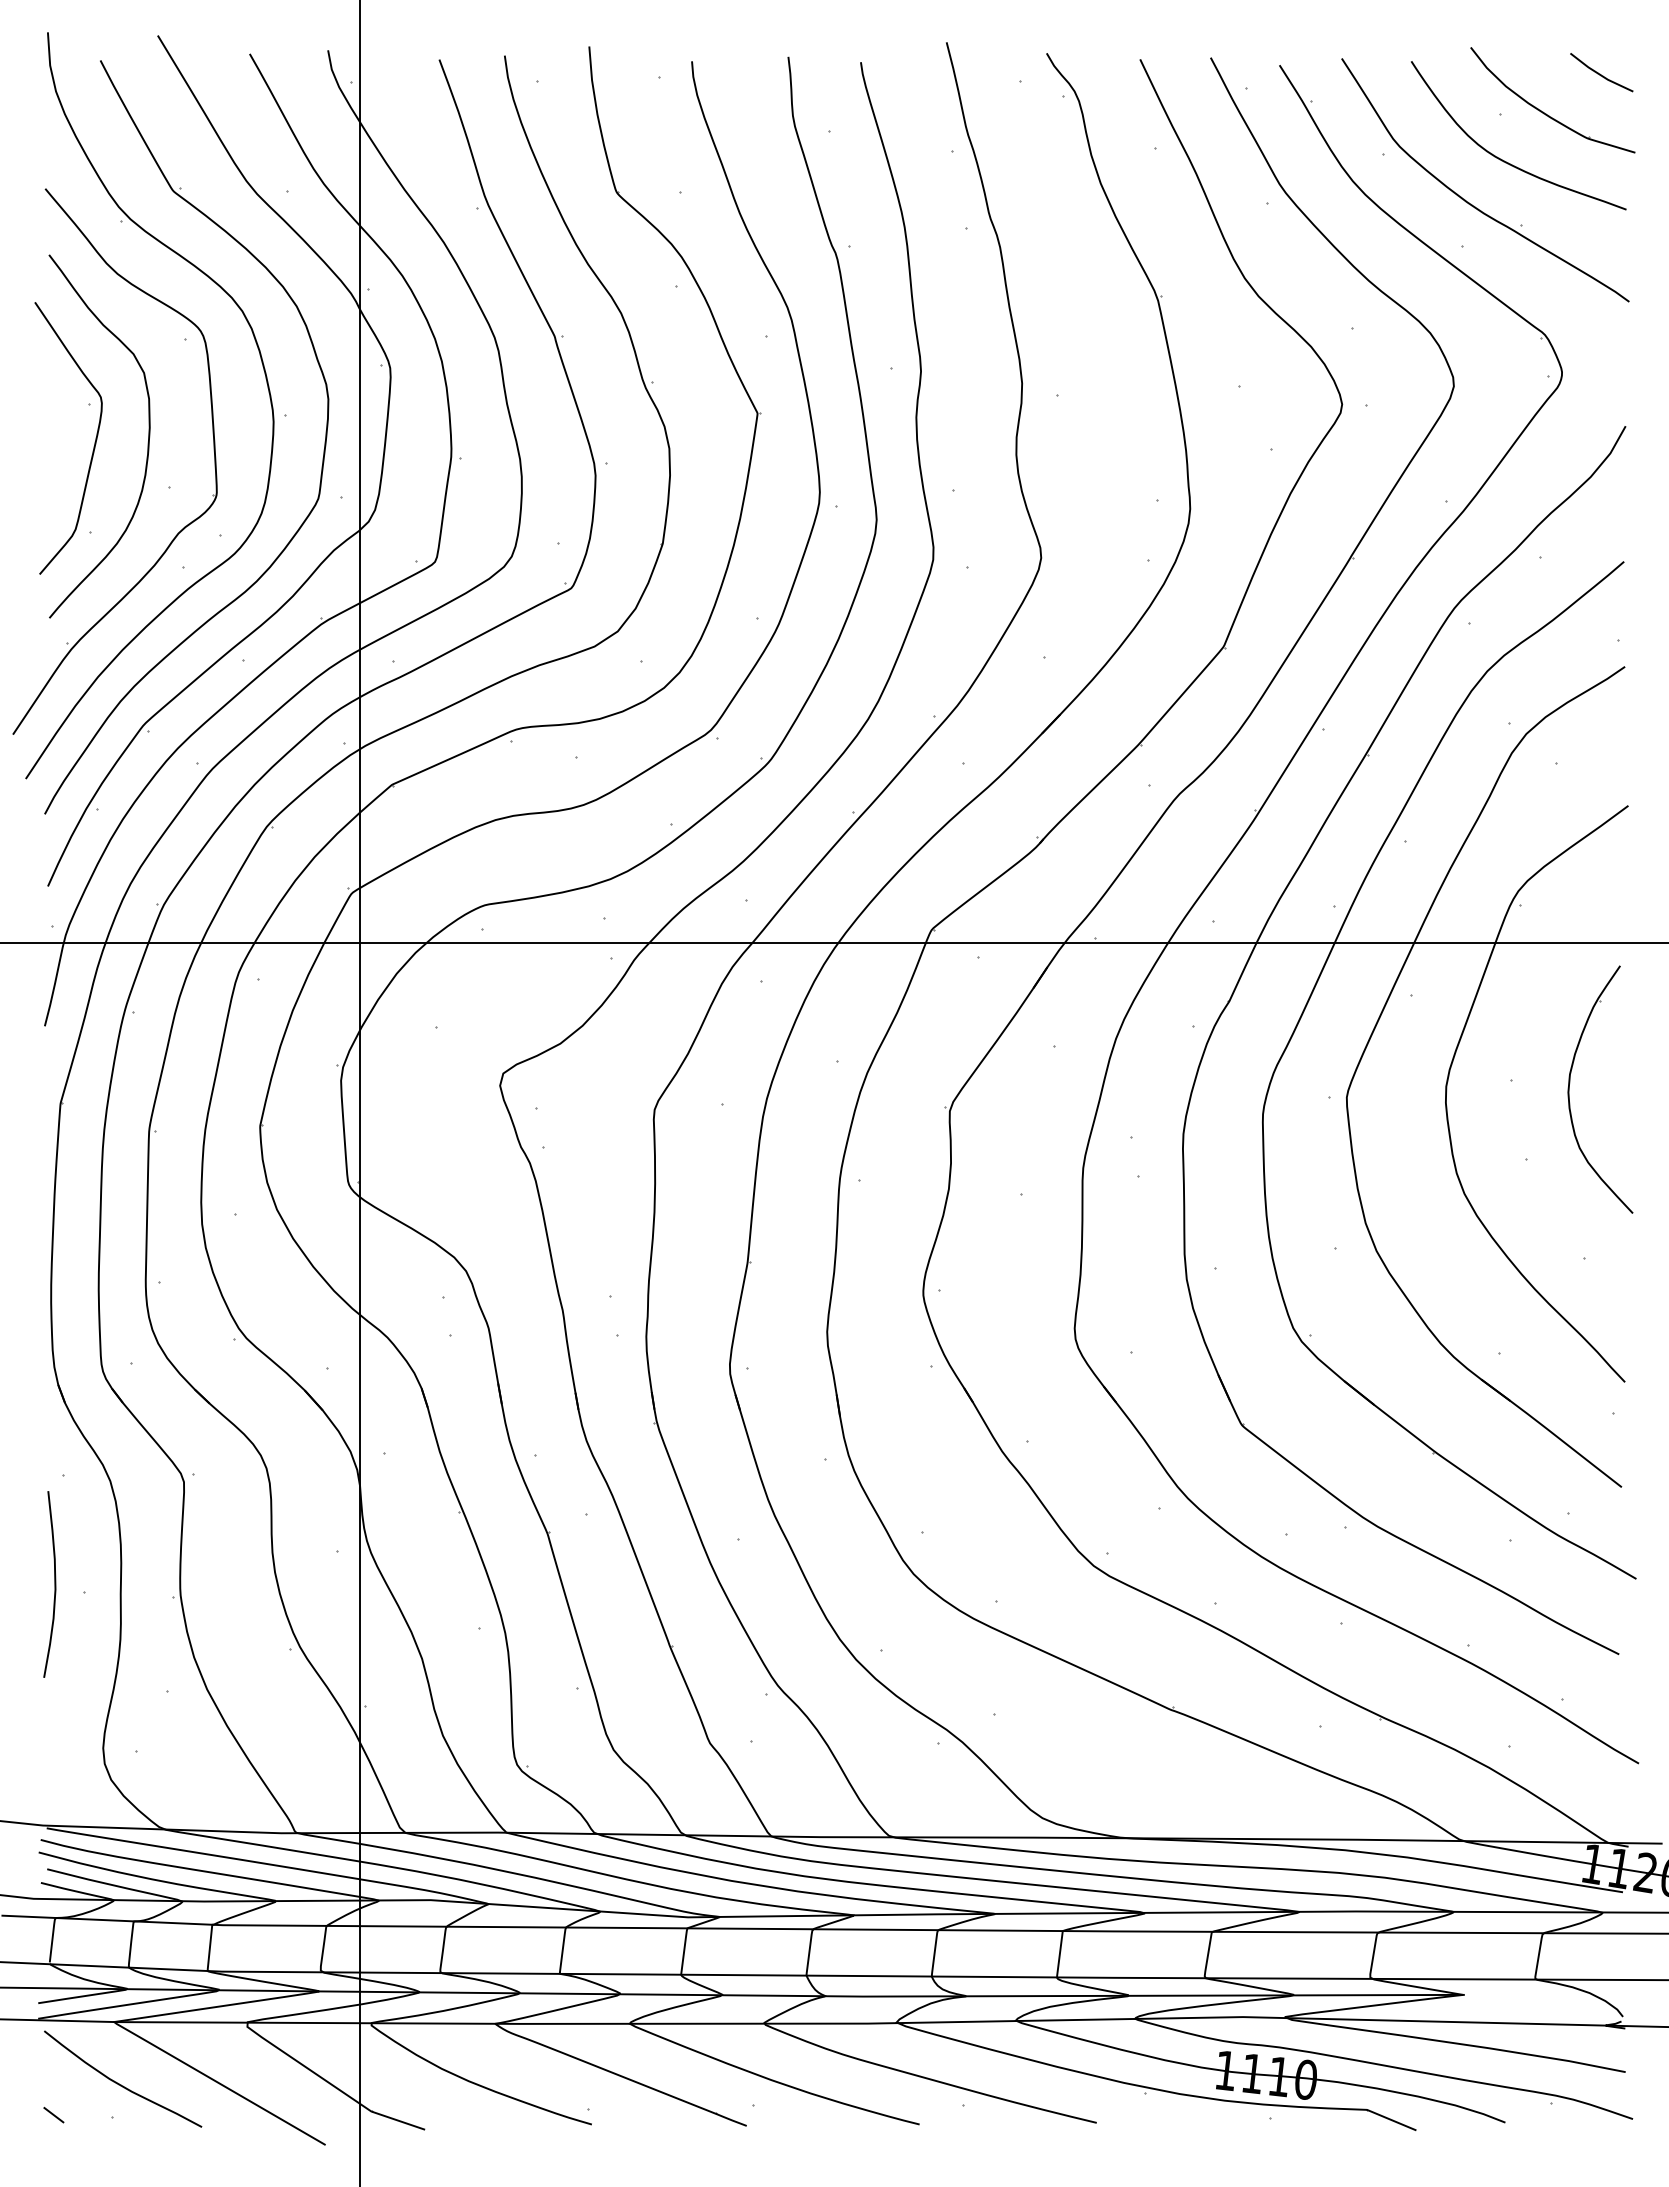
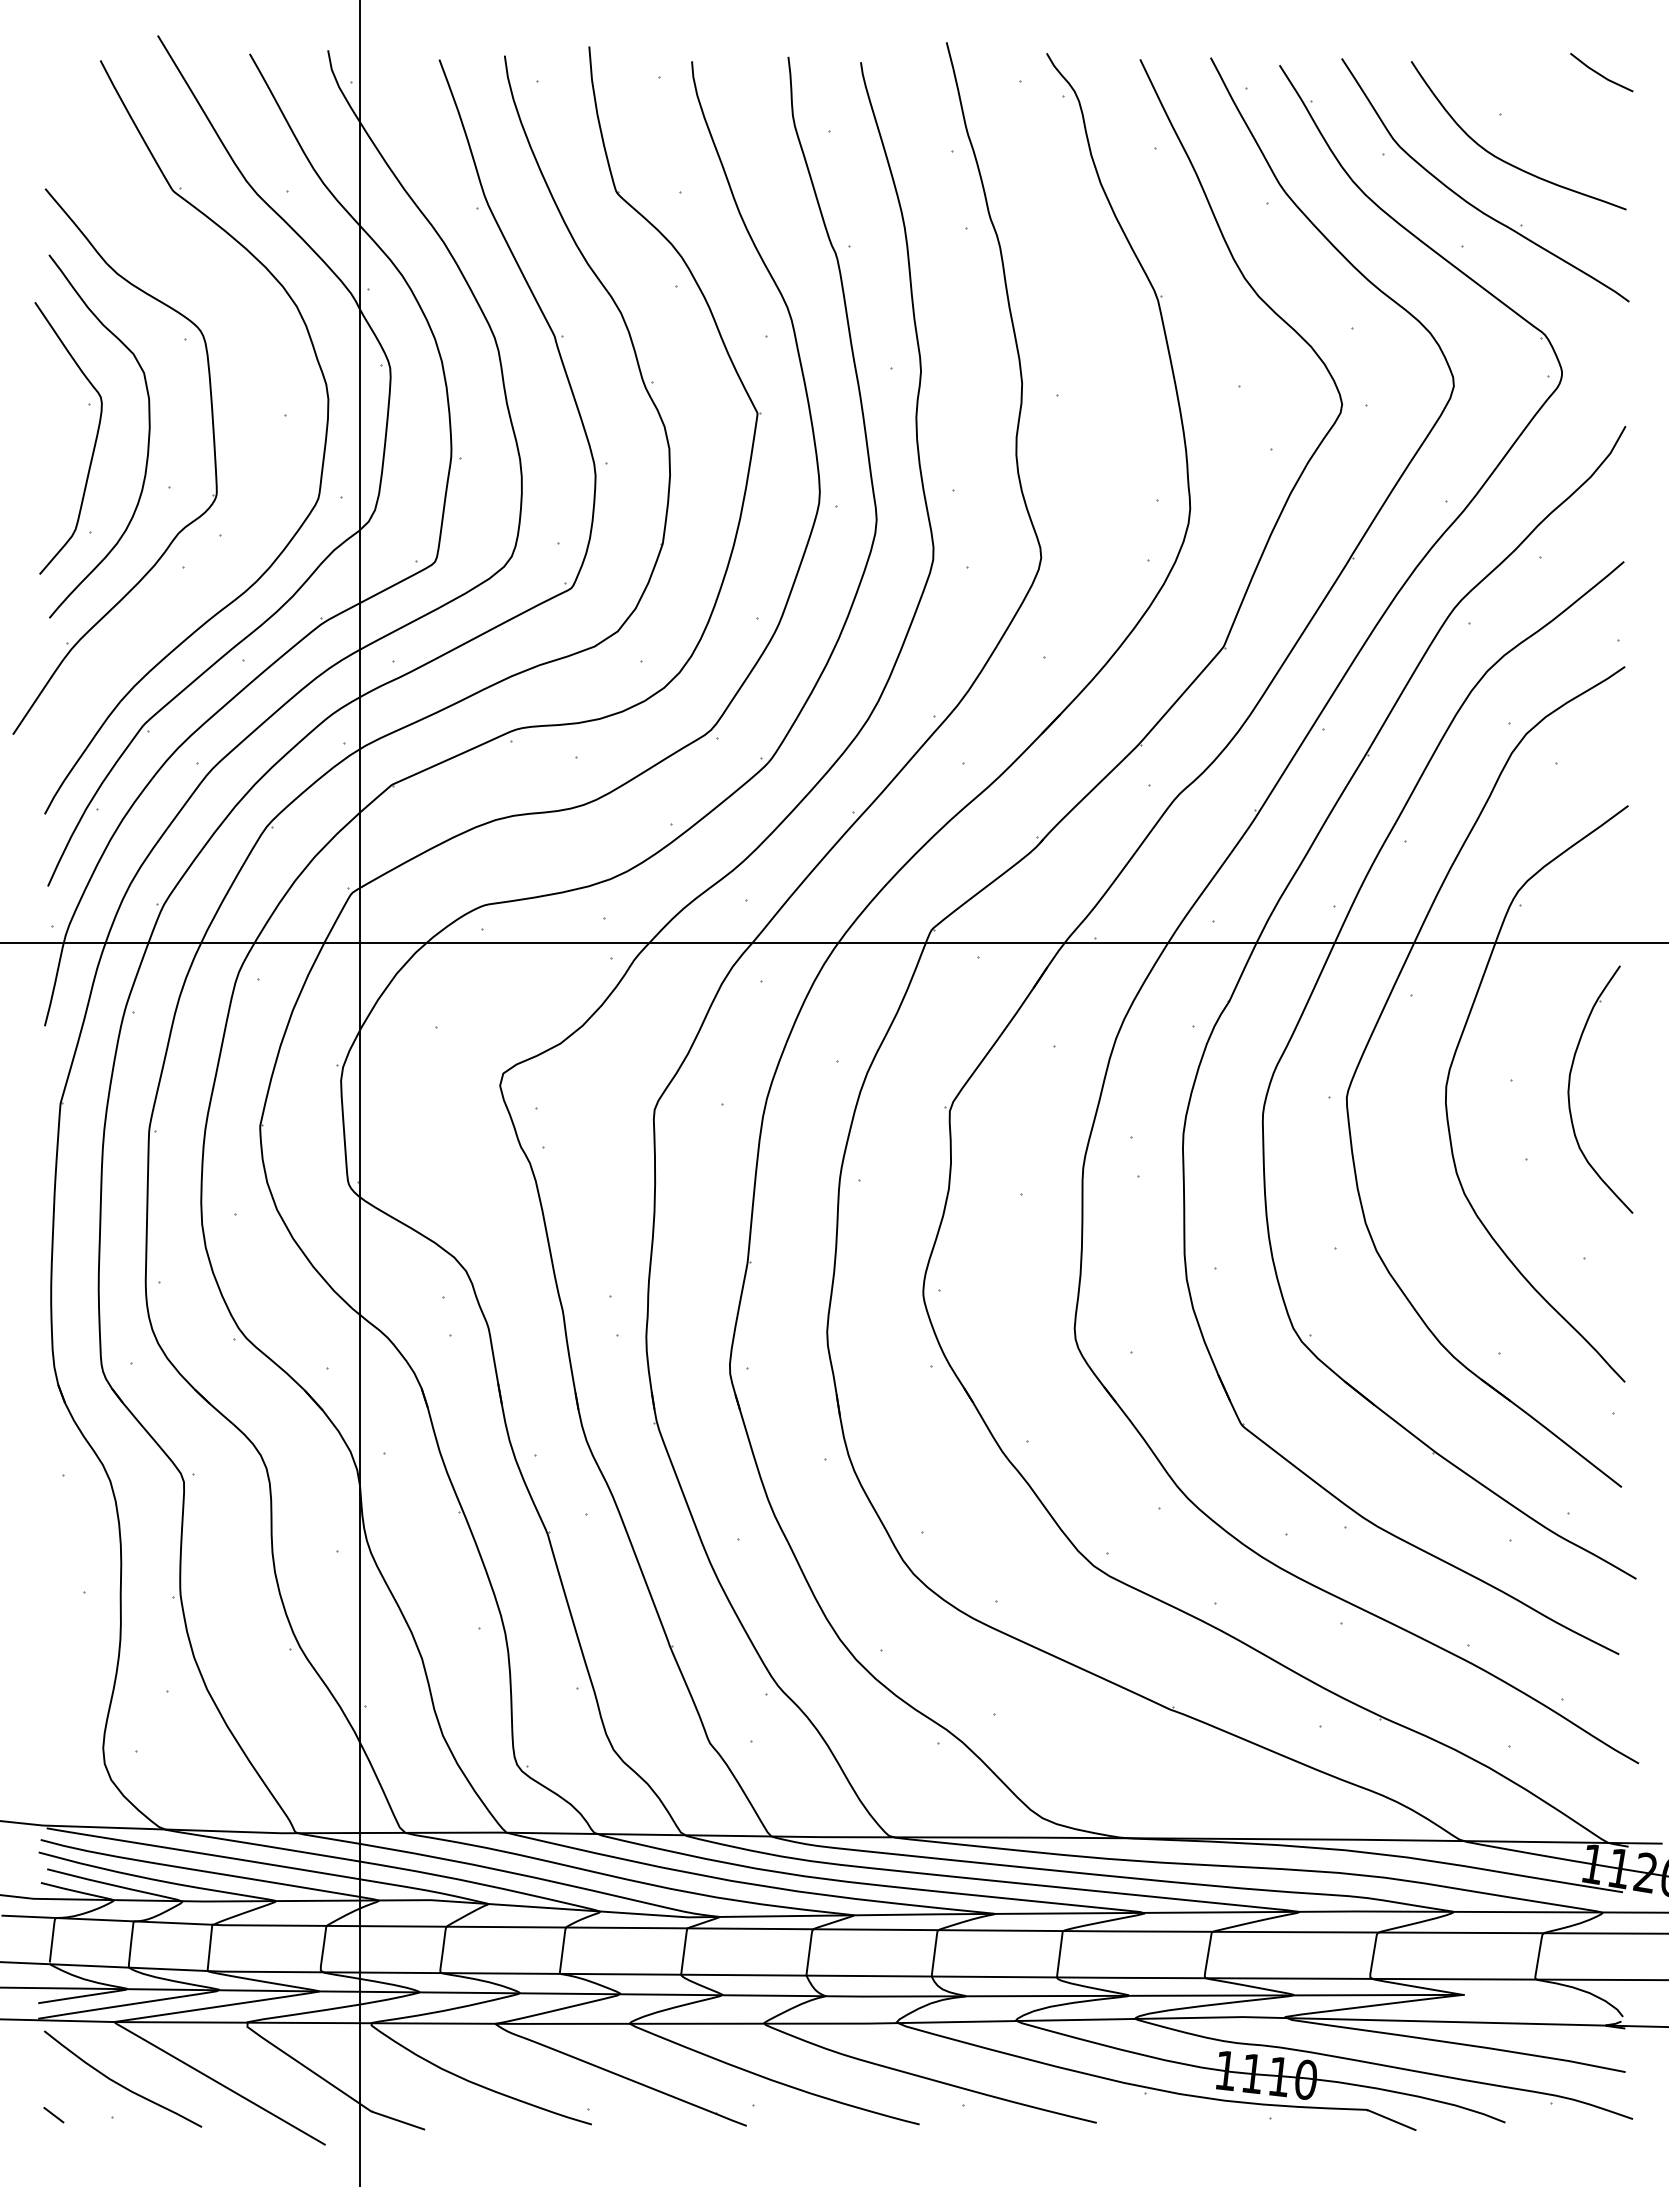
part: present -> none (1543, 111)
part: present -> none (266, 383)
curve: present -> none (54, 1584)
